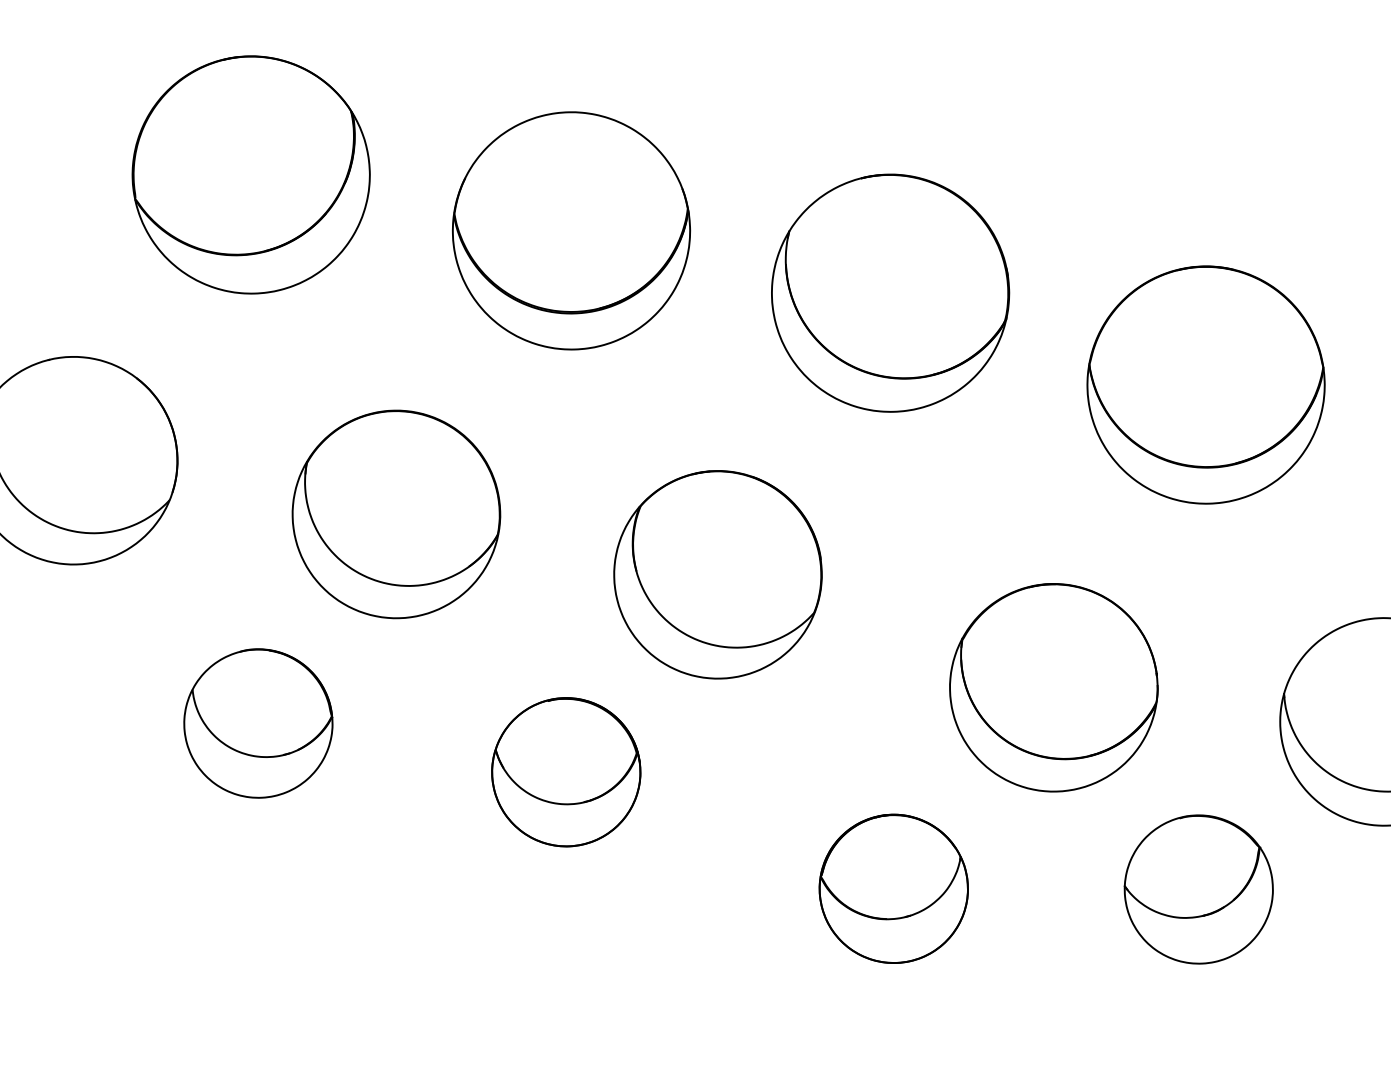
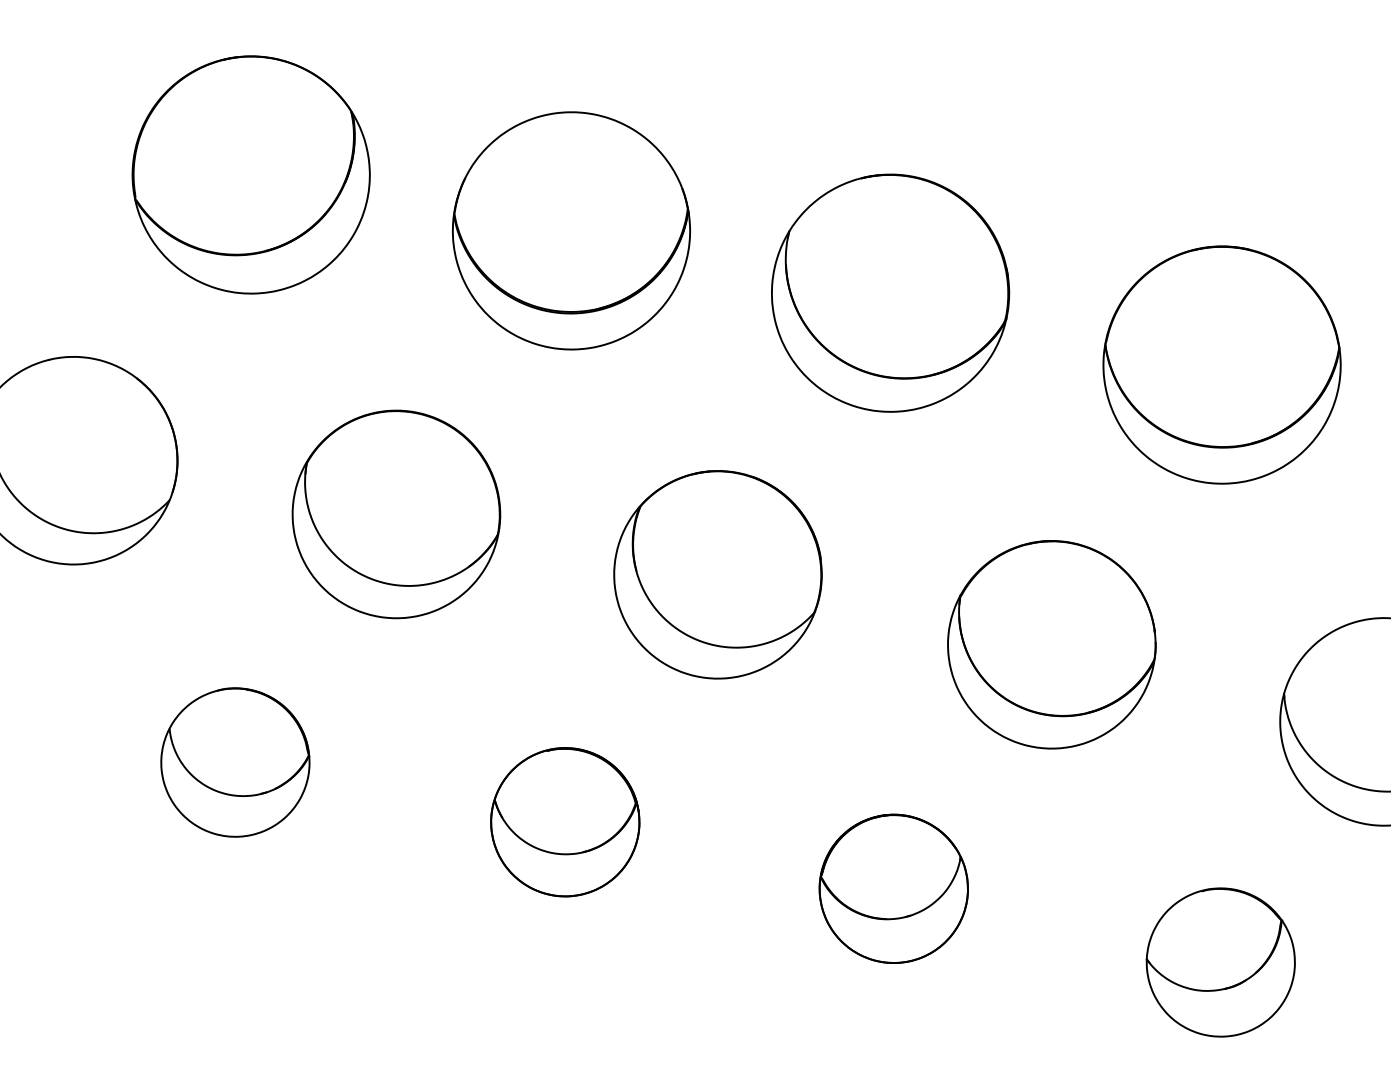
part position: (1205, 384) -> (1221, 364) (1221, 364)
part position: (1053, 687) -> (1051, 644) (1051, 644)
part position: (258, 723) -> (235, 762) (235, 762)
part position: (566, 772) -> (565, 822) (565, 822)
part position: (1198, 889) -> (1220, 962) (1220, 962)
